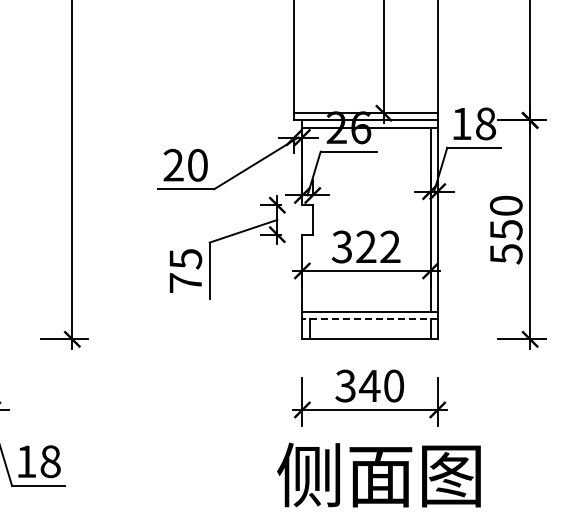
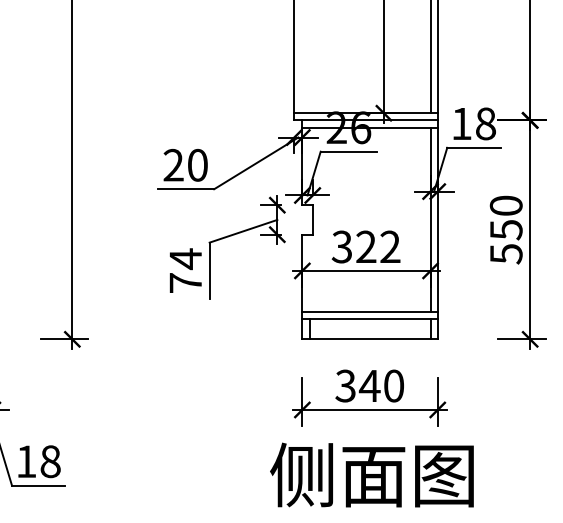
line: none -> present (430, 57)
text: 75 -> 74 (185, 259)
line: dashed -> solid (370, 319)
text position: (378, 474) -> (371, 474) (371, 474)
